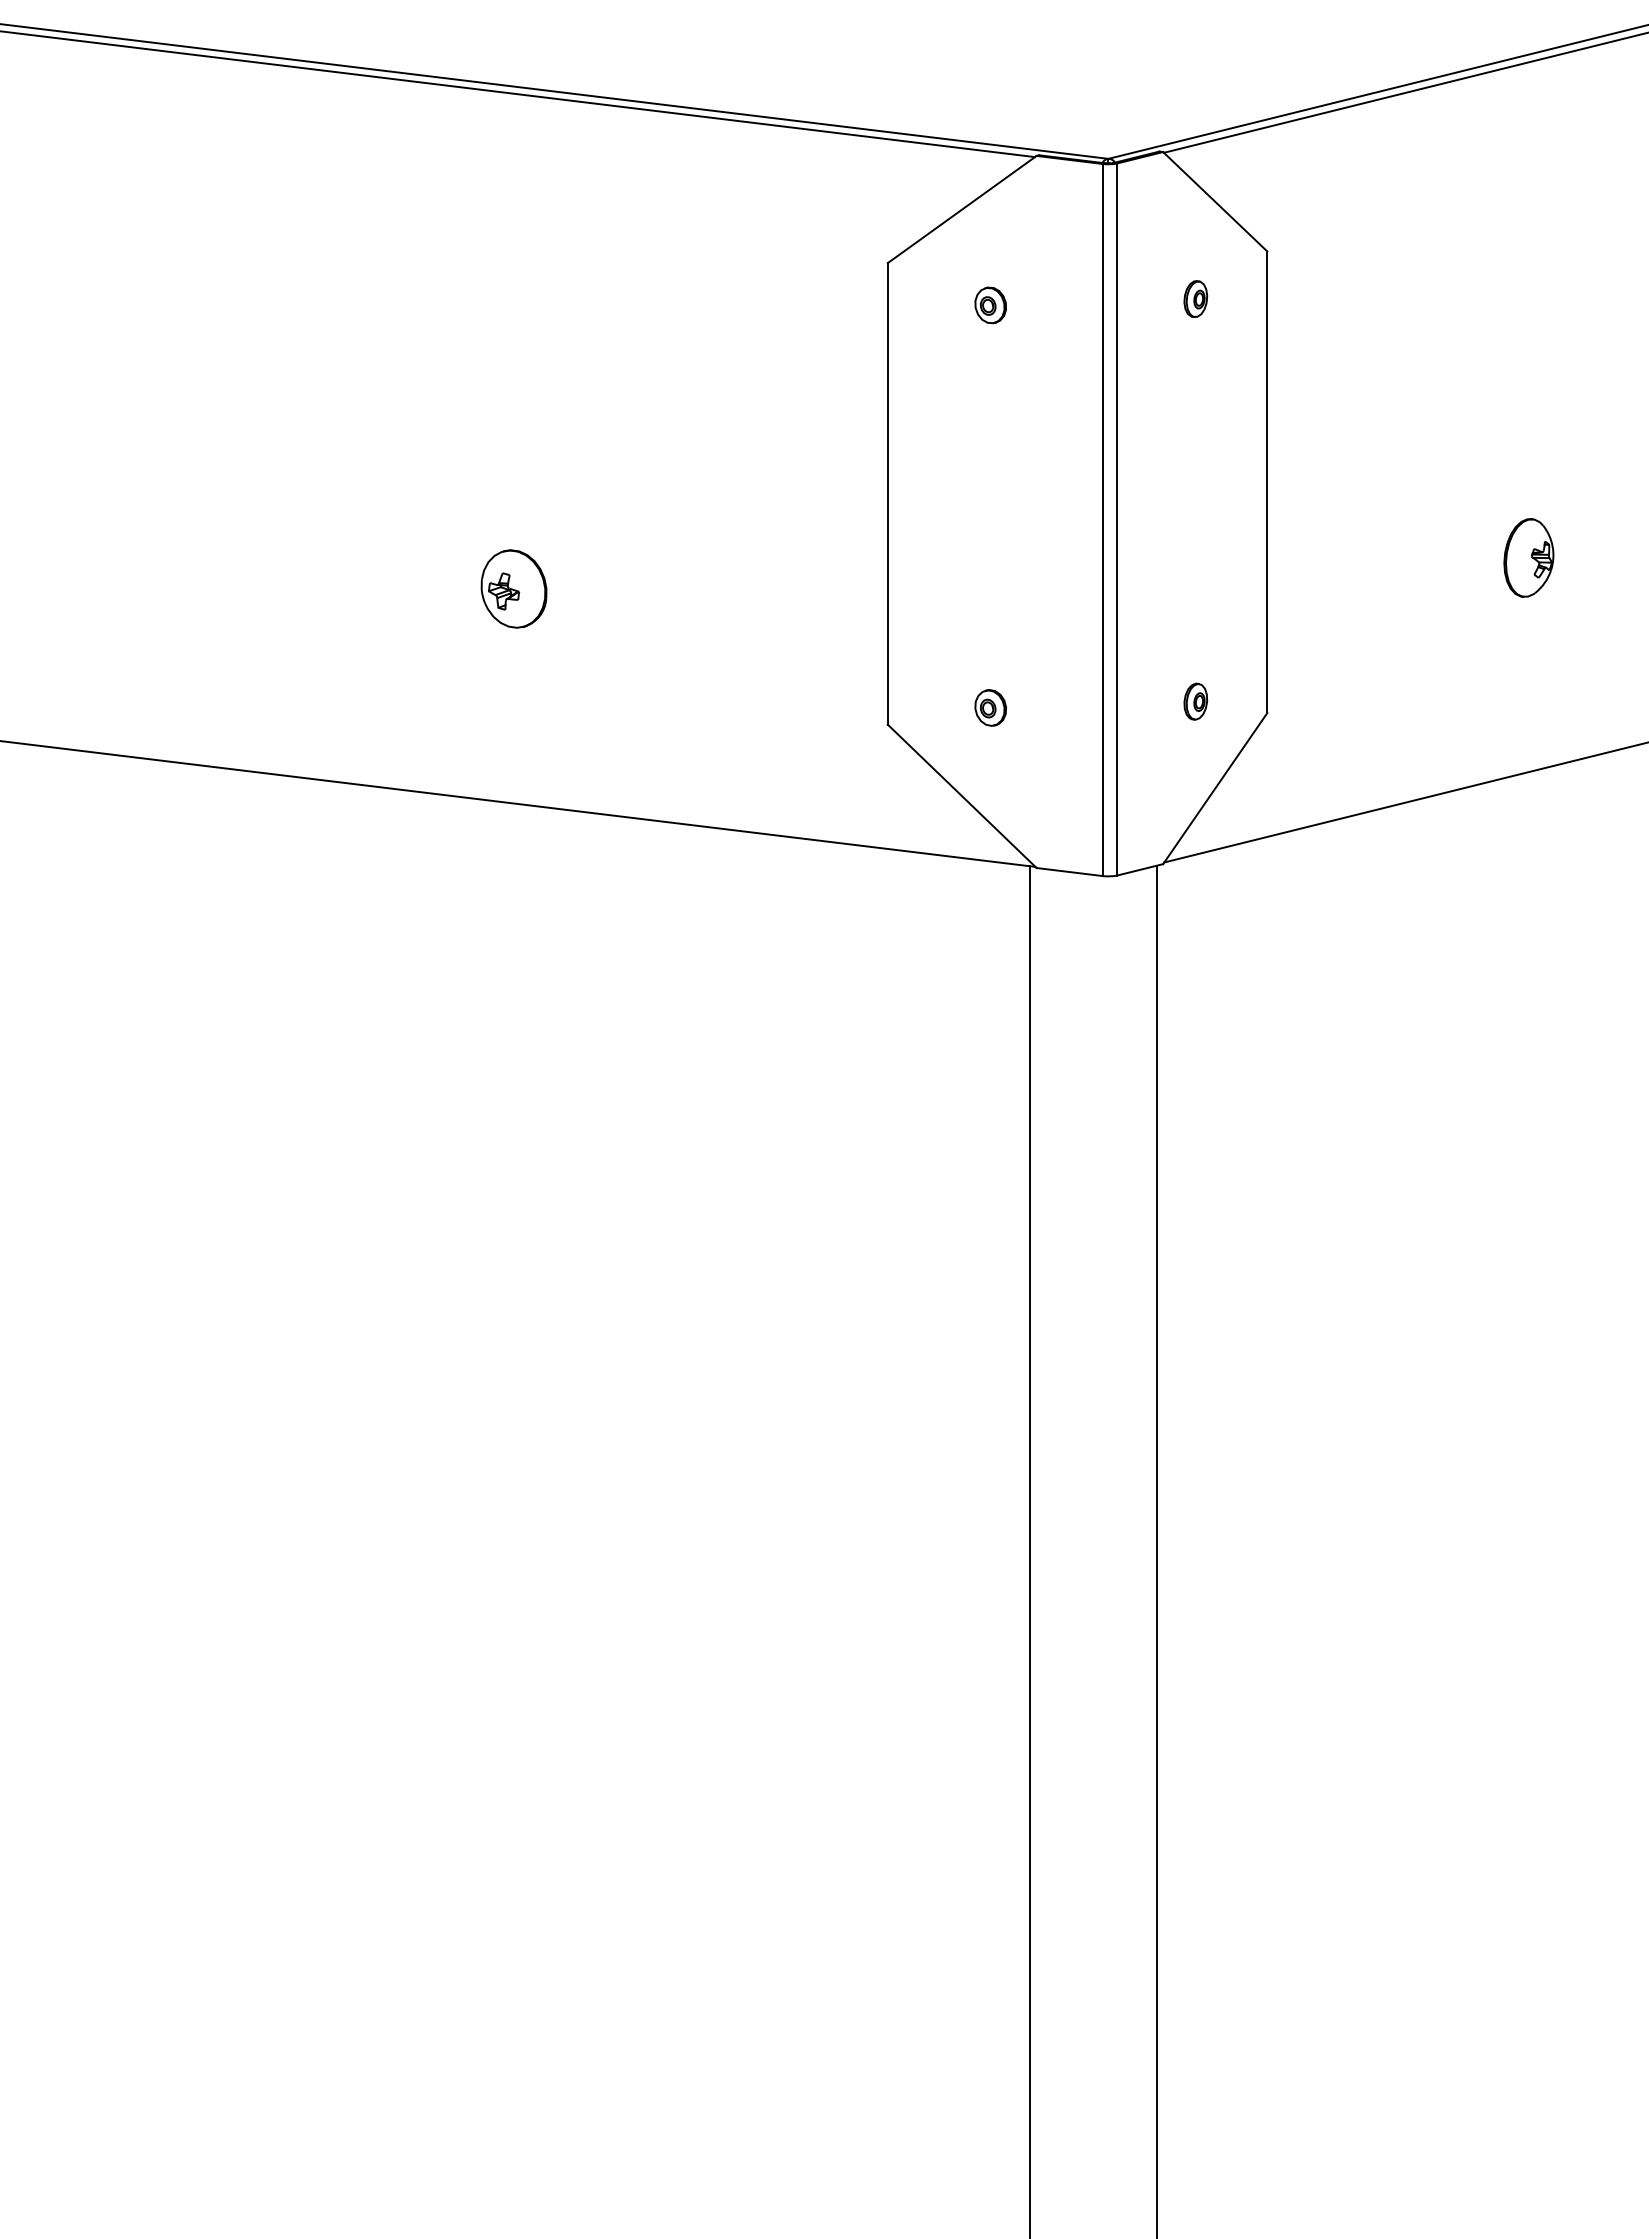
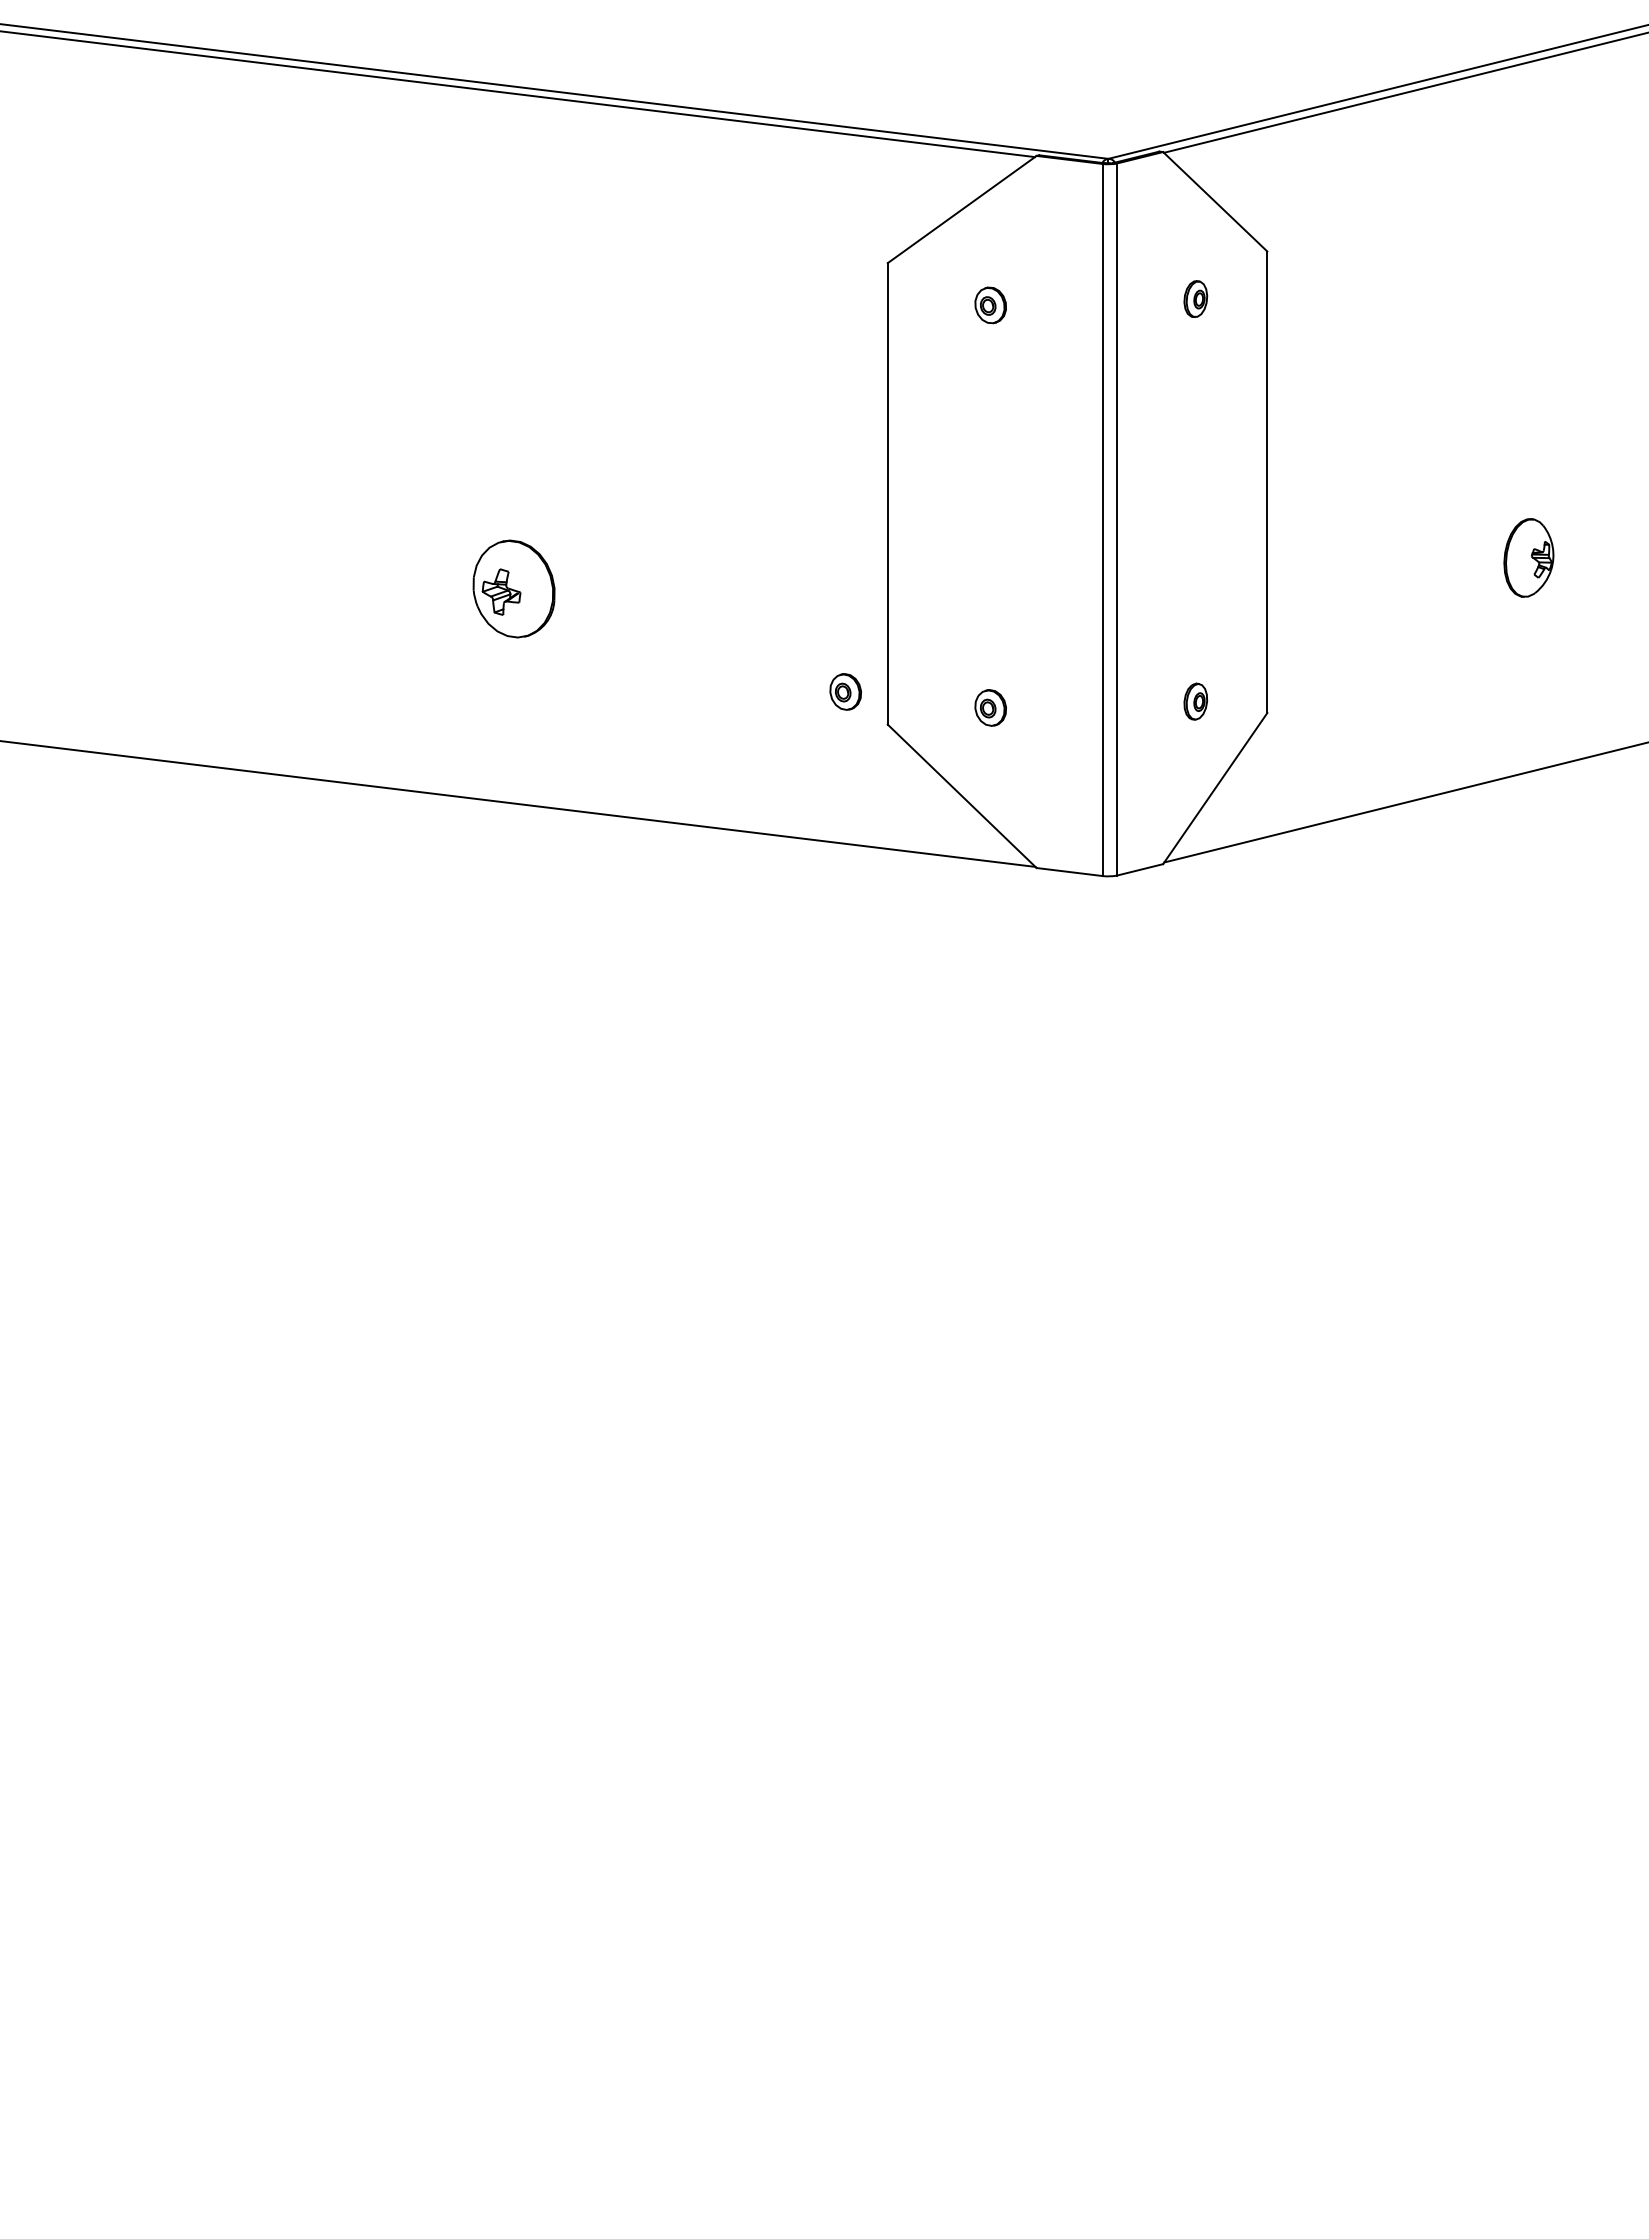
part size: 68x80 px -> 84x100 px (513, 588)
part: none -> present (845, 691)
line: present -> none (1030, 1550)
line: present -> none (1157, 1550)
